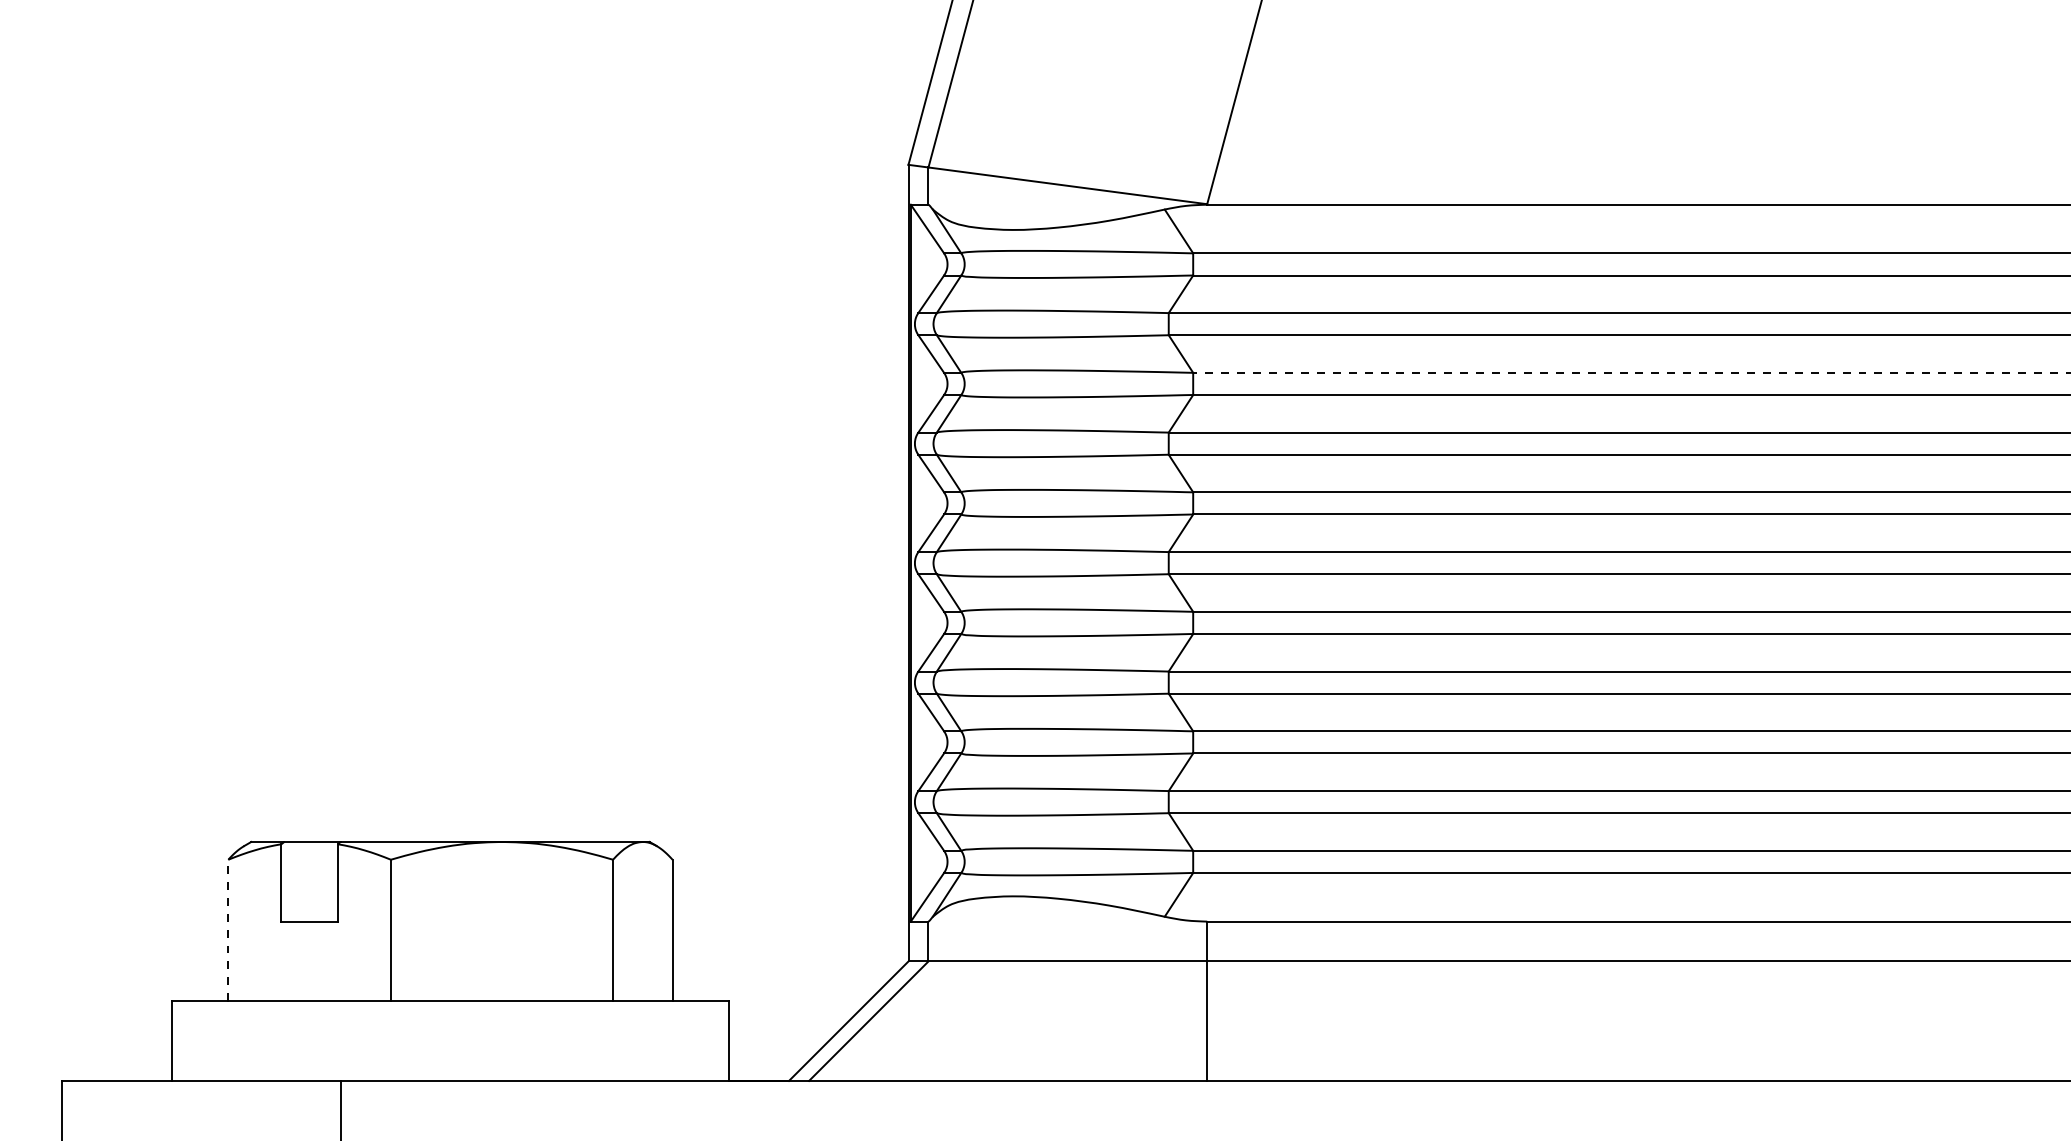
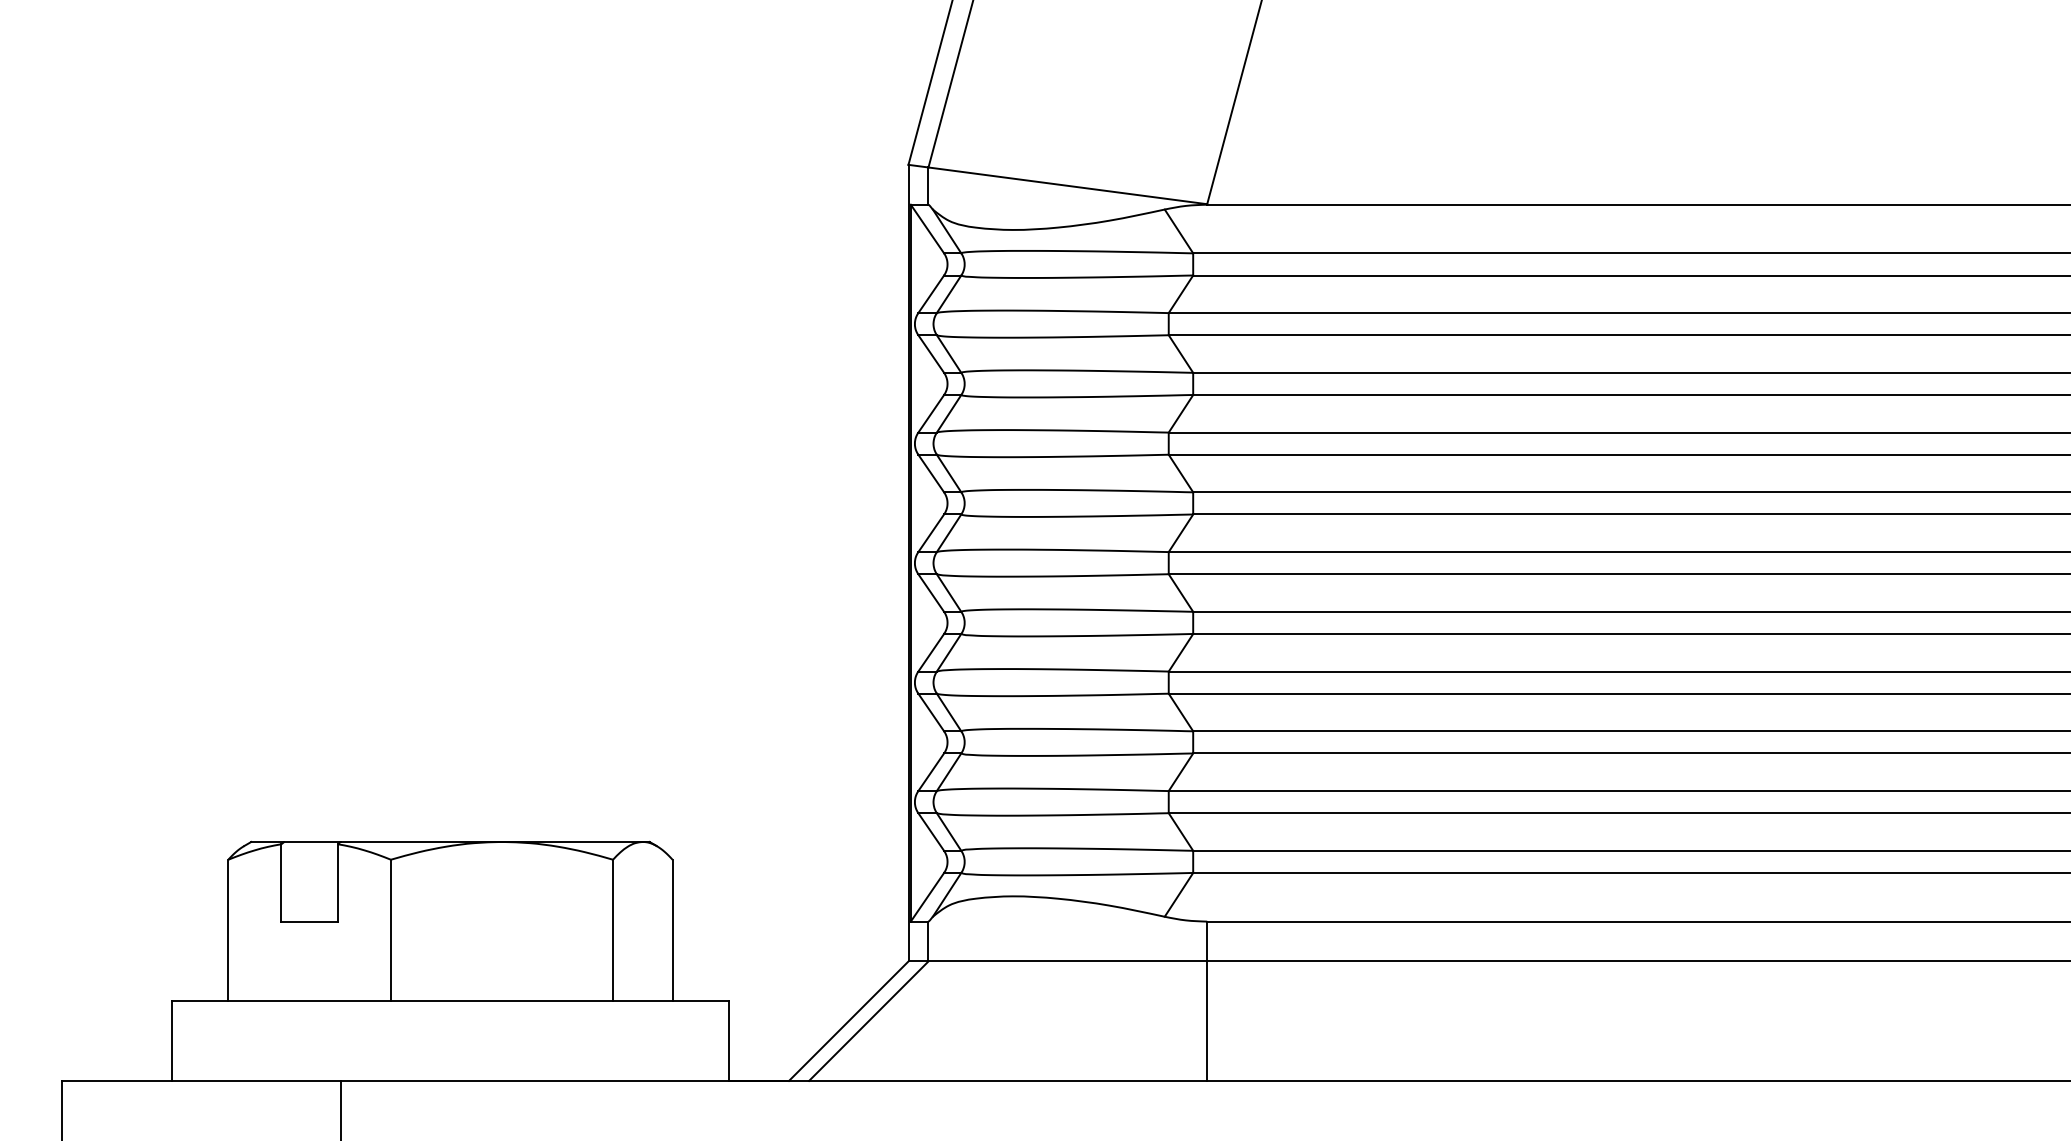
line: dashed -> solid (1631, 372)
line: dashed -> solid (228, 930)
